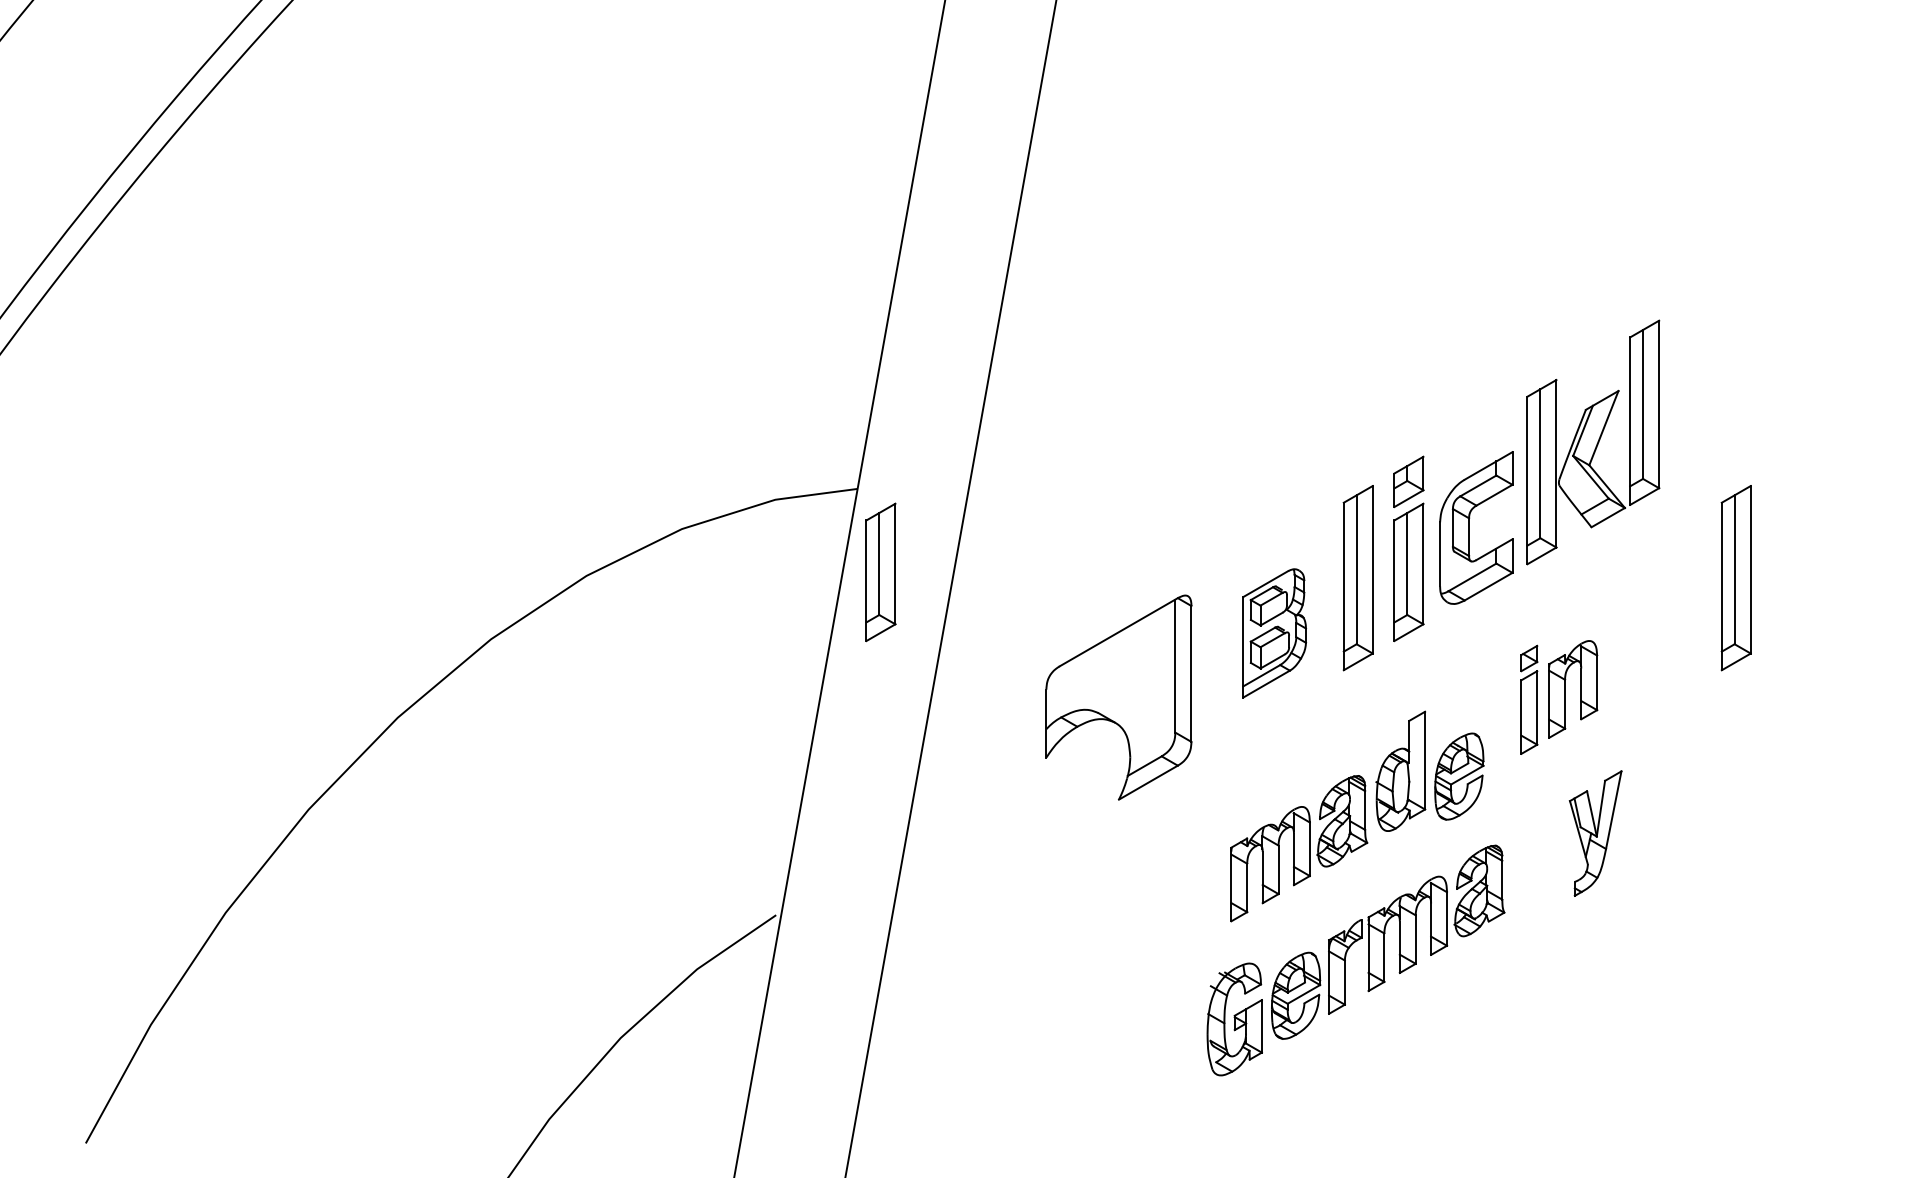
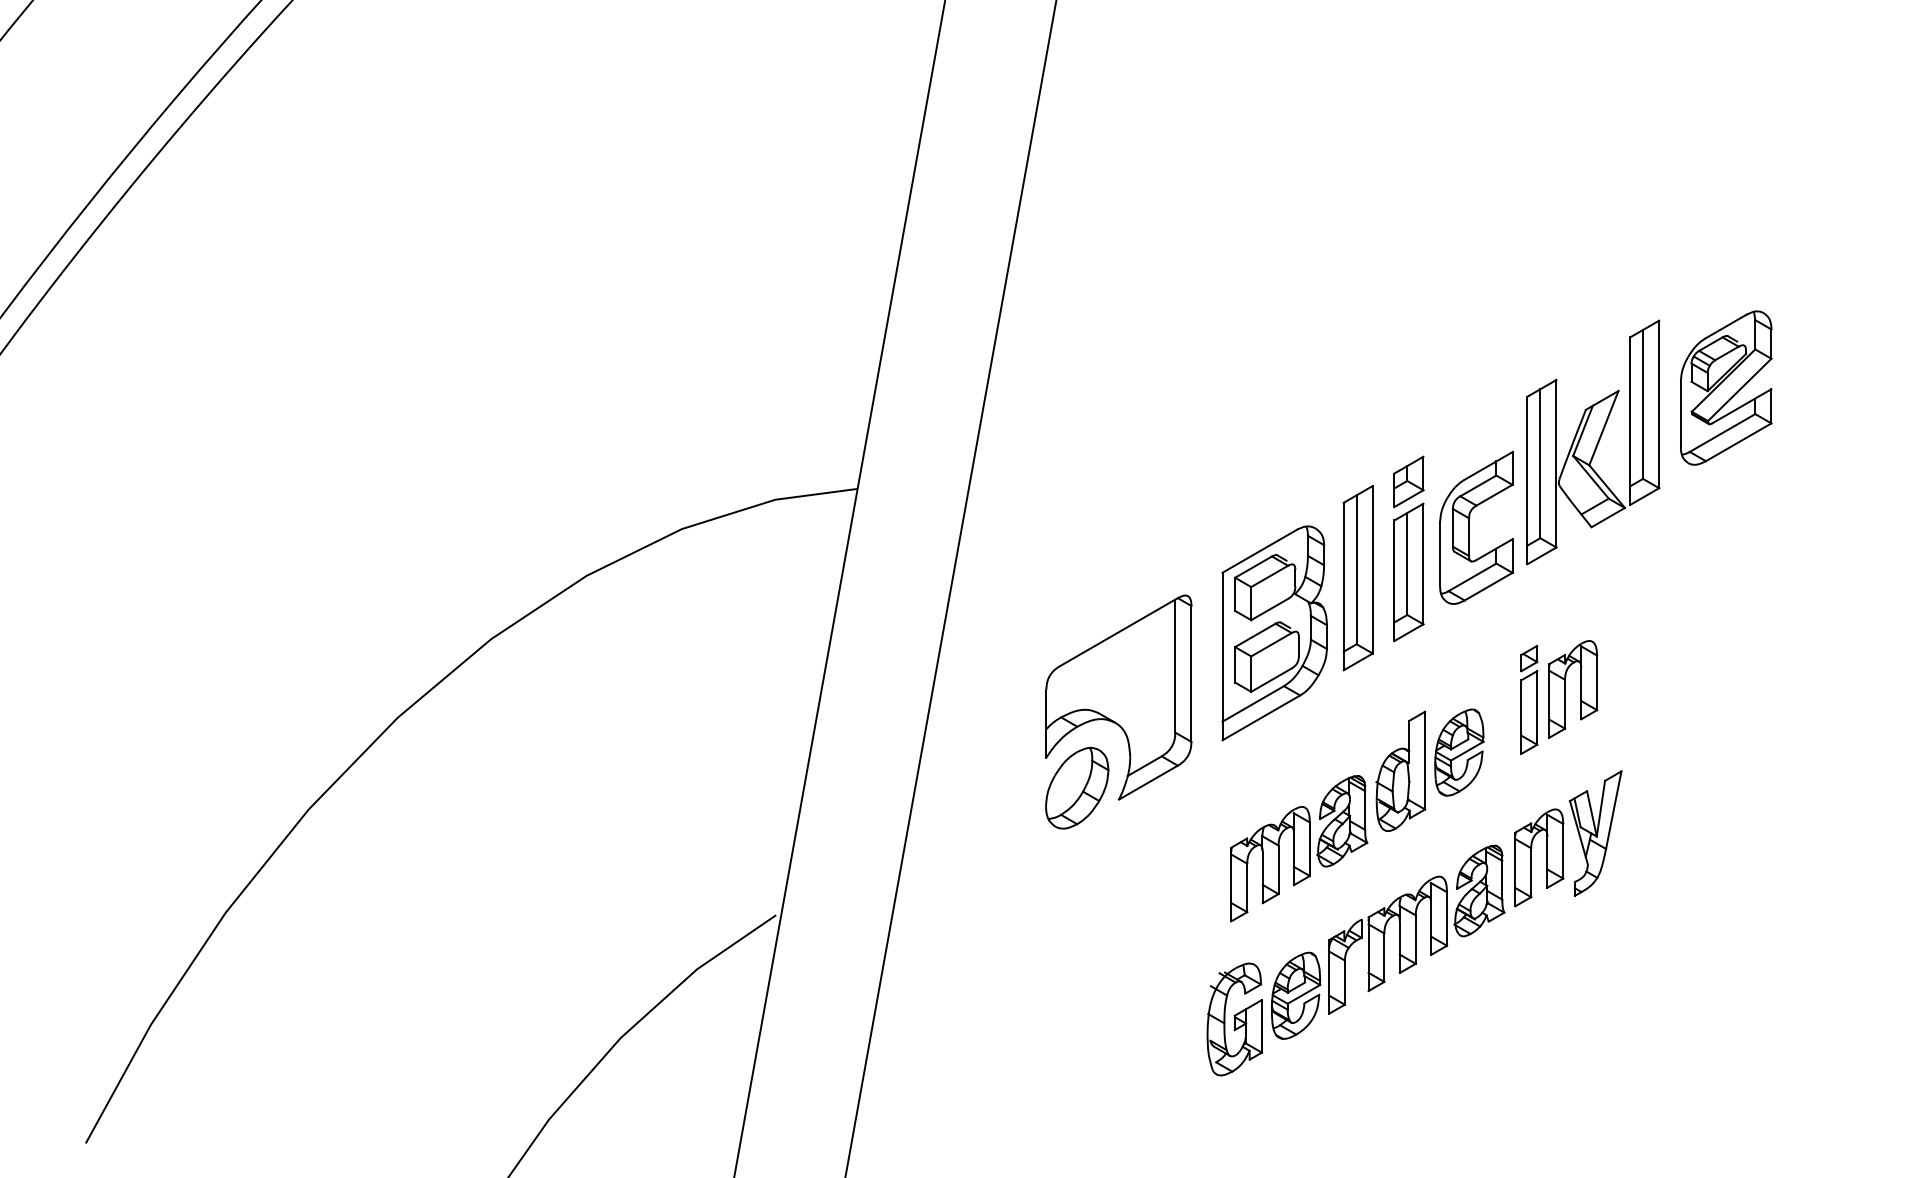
part: none -> present (1726, 387)
part: present -> none (880, 572)
part: present -> none (1735, 578)
part size: 65x131 px -> 107x217 px (1274, 633)
part position: (1459, 776) -> (1459, 752) (1459, 752)
part: none -> present (1077, 787)
part: none -> present (1546, 857)
